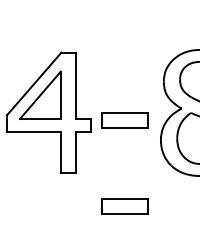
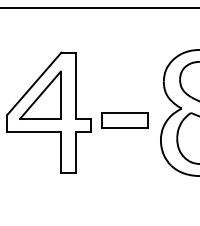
line: none -> present (99, 8)
part: present -> none (124, 206)
